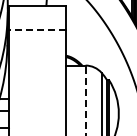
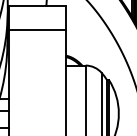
line: dashed -> solid (37, 30)
line: dashed -> solid (85, 100)
